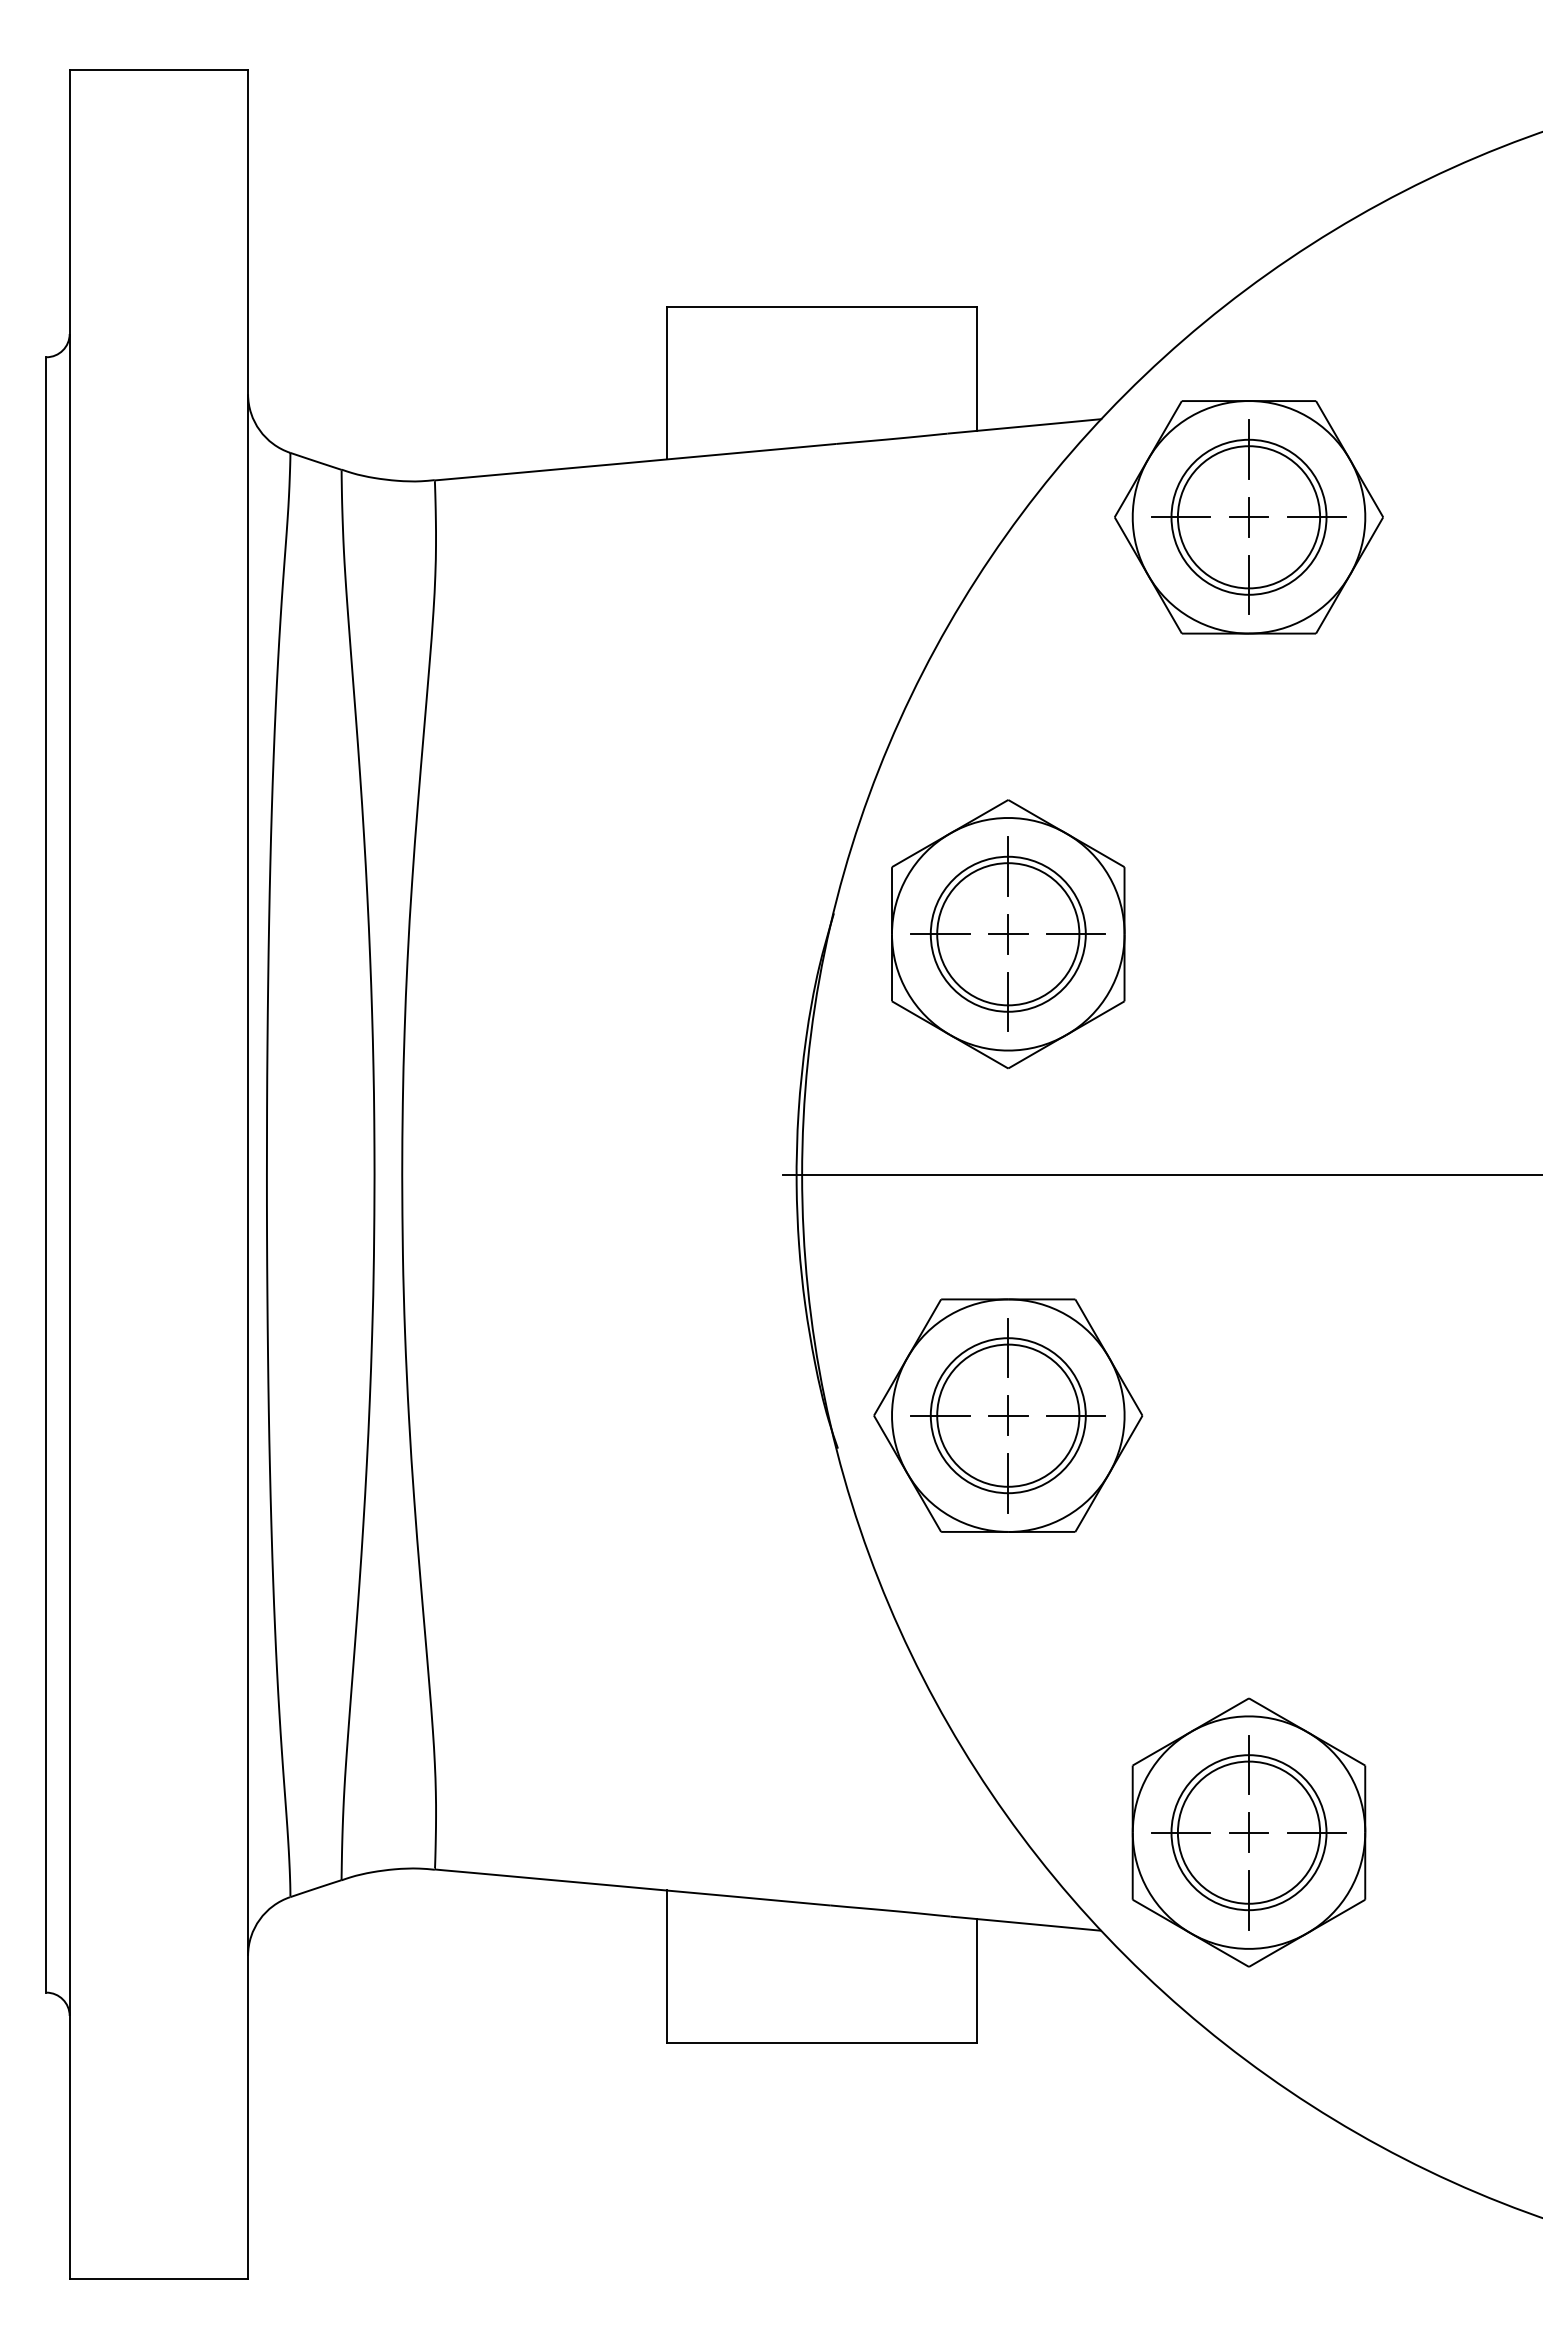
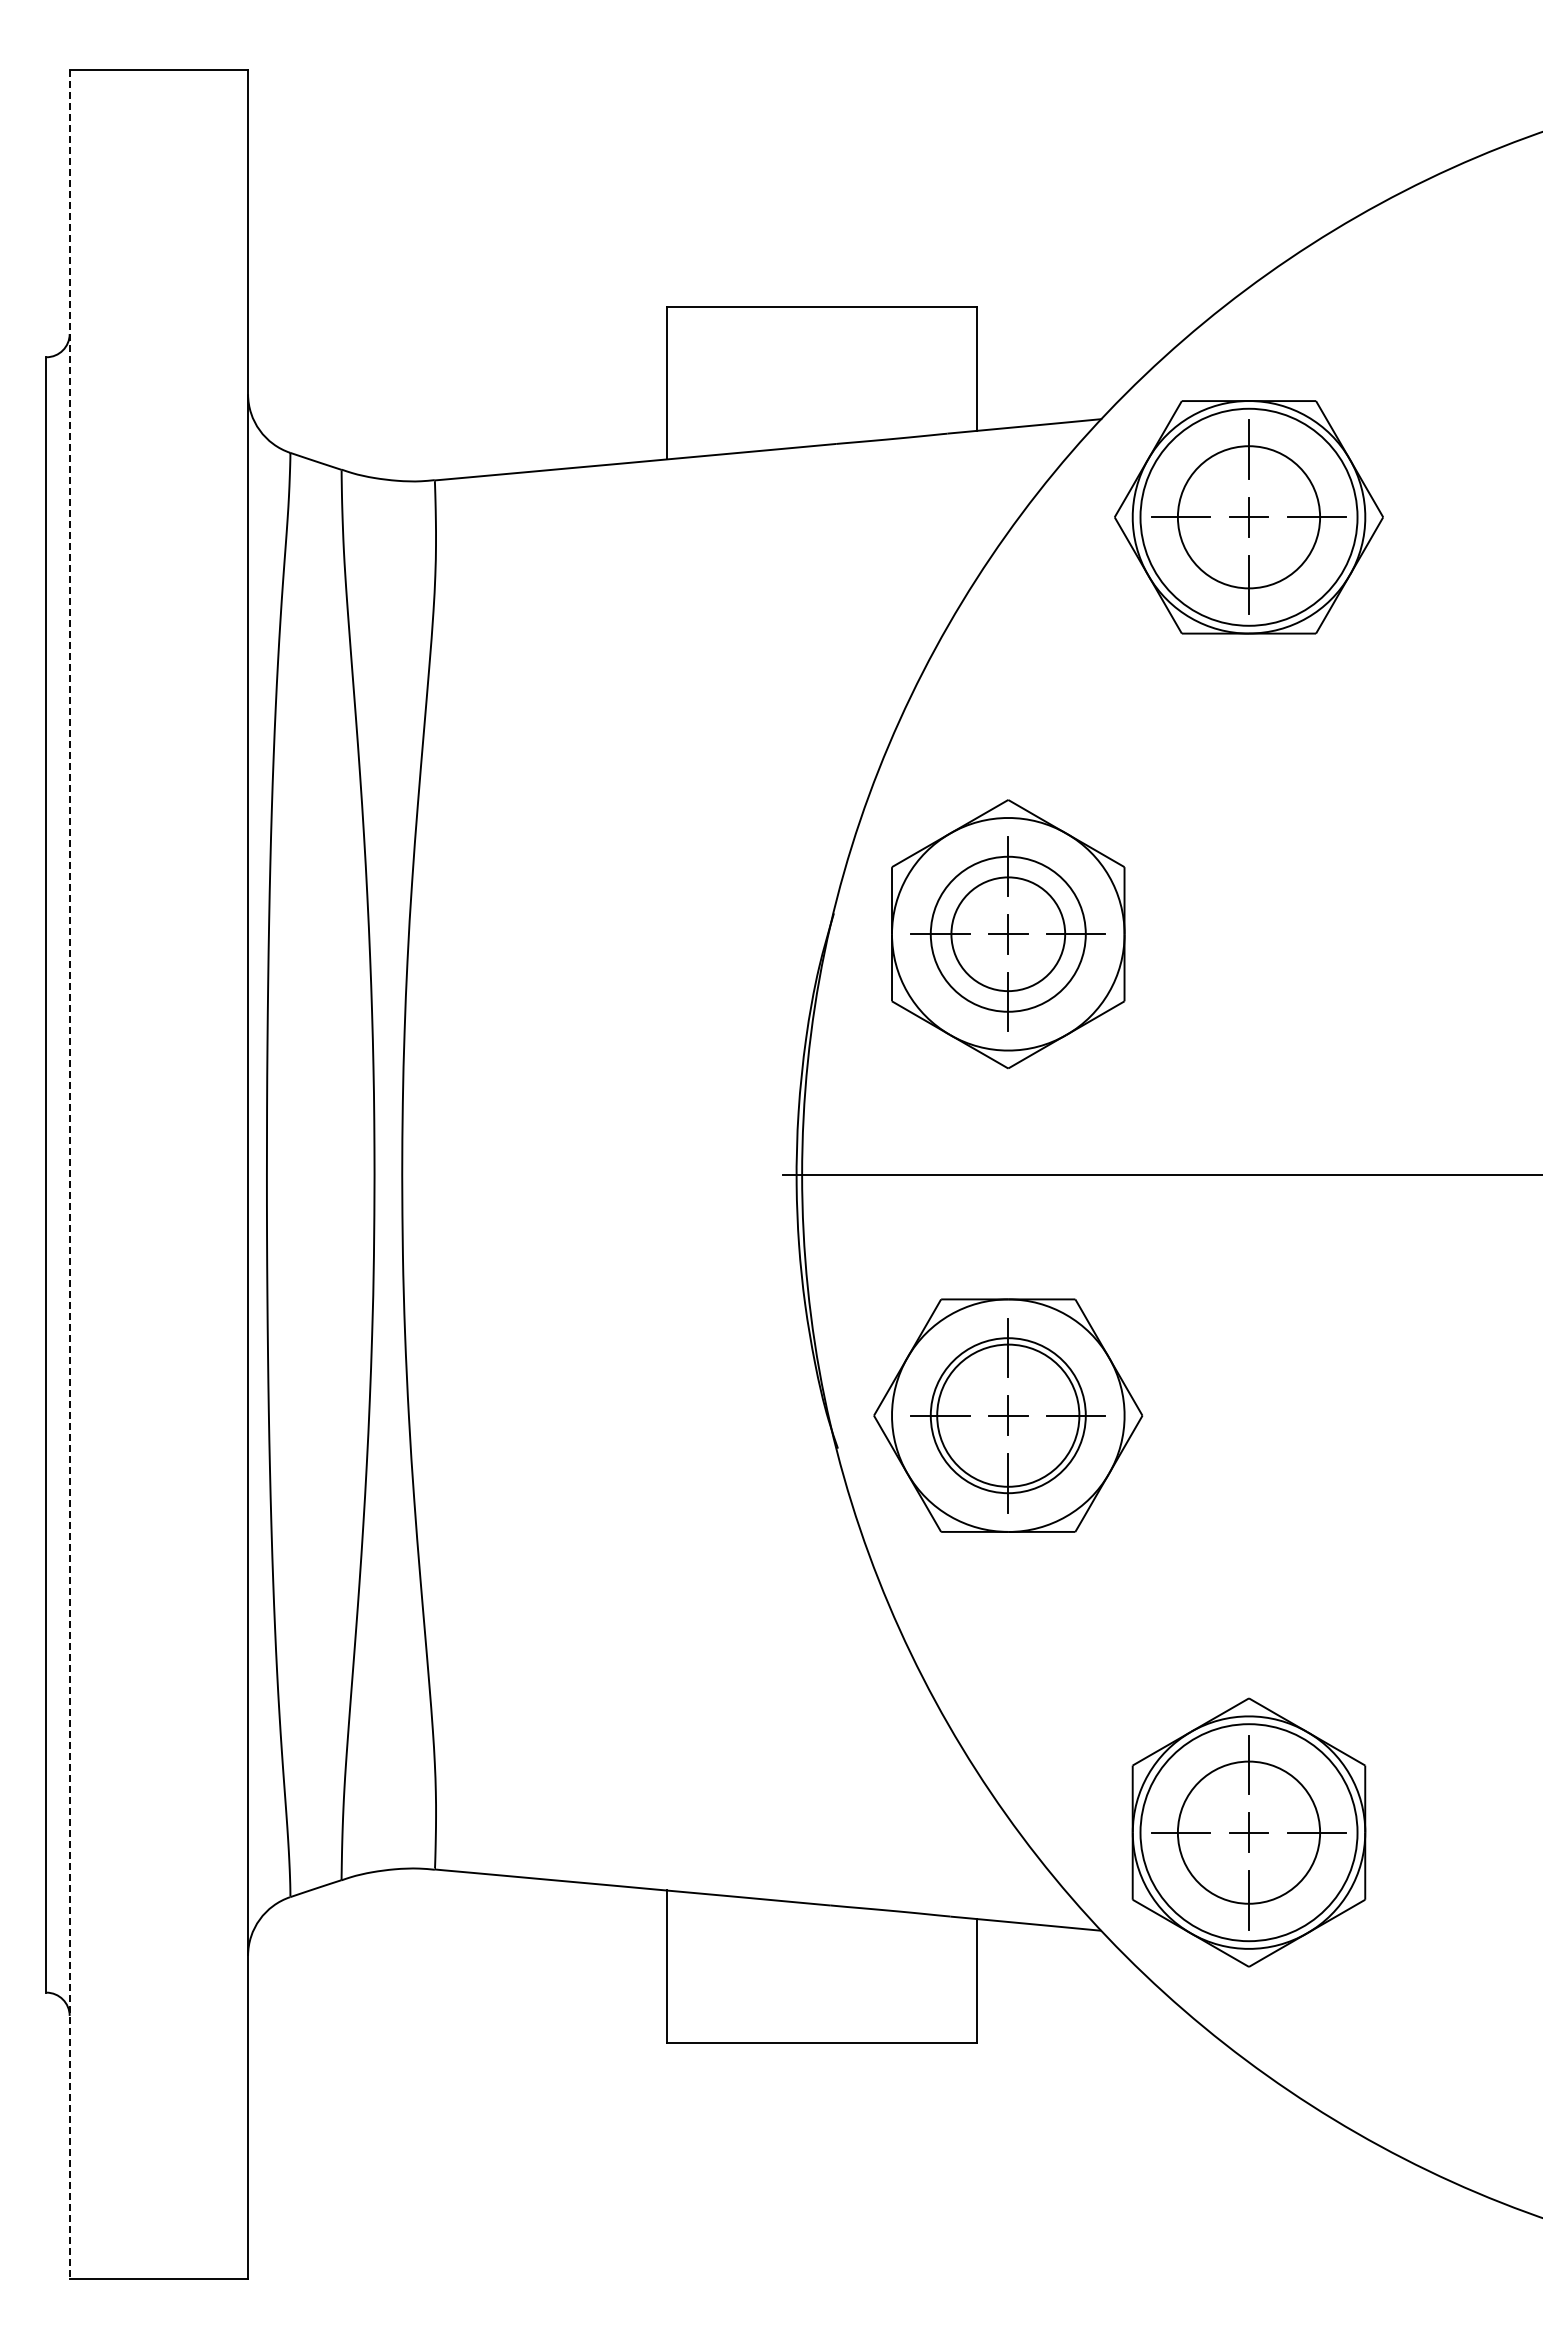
circle diameter: 155 px -> 217 px (1248, 516)
circle diameter: 142 px -> 114 px (1008, 934)
line: solid -> dashed (69, 1175)
circle diameter: 155 px -> 217 px (1248, 1832)
